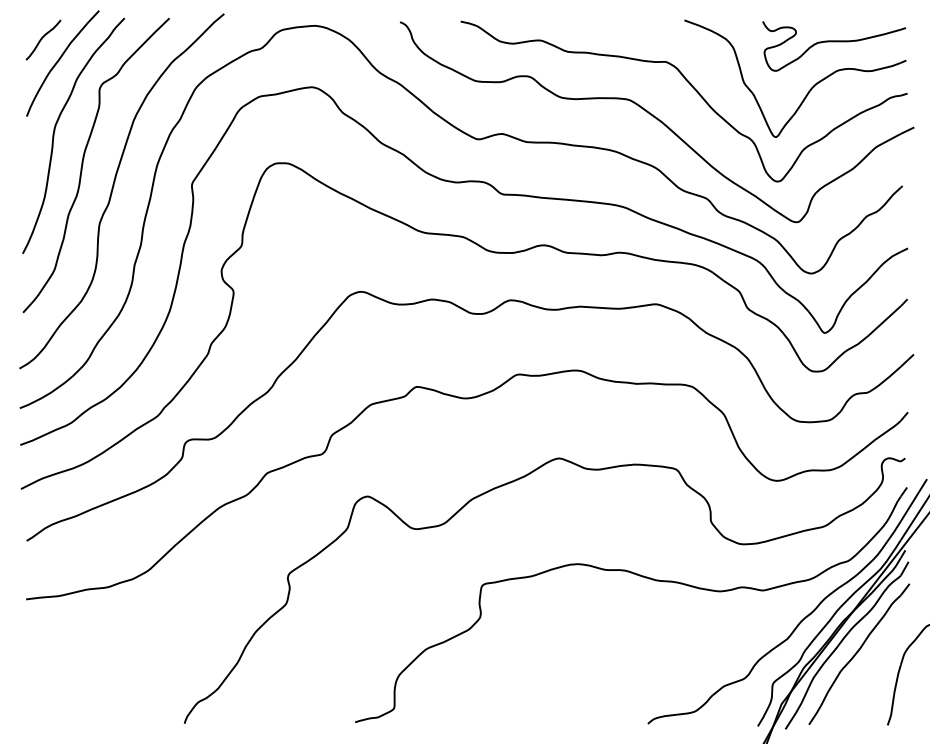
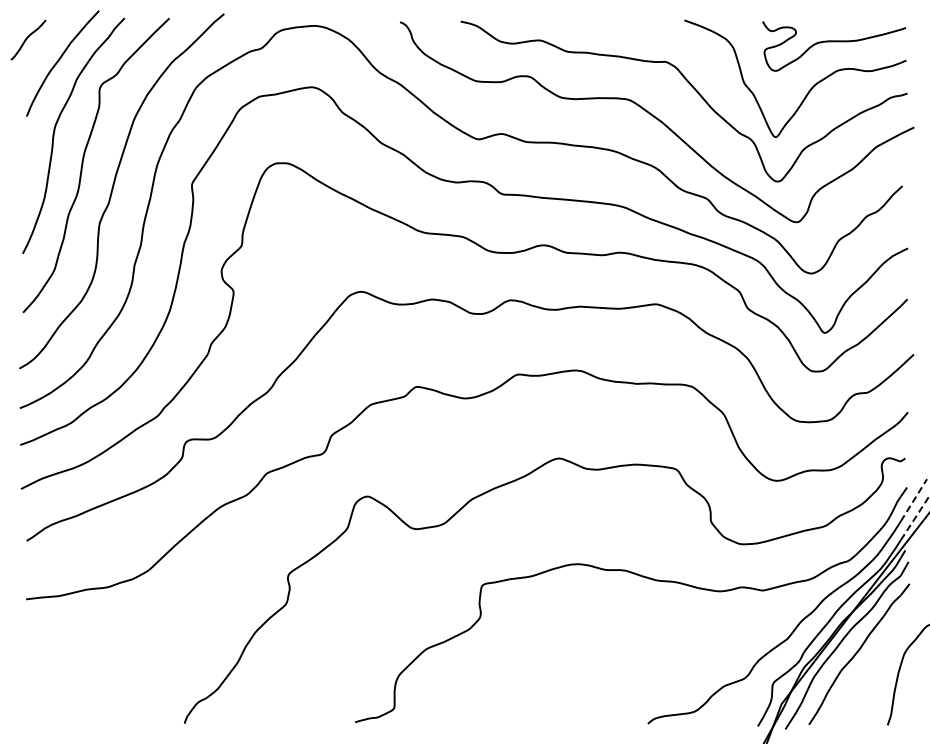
curve position: (42, 39) -> (27, 39) (27, 39)
line: solid -> dashed (913, 500)
line: solid -> dashed (915, 517)
